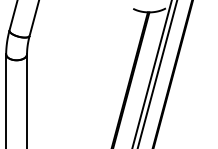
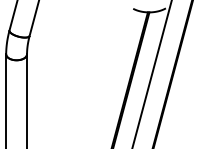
line: present -> none (157, 73)
